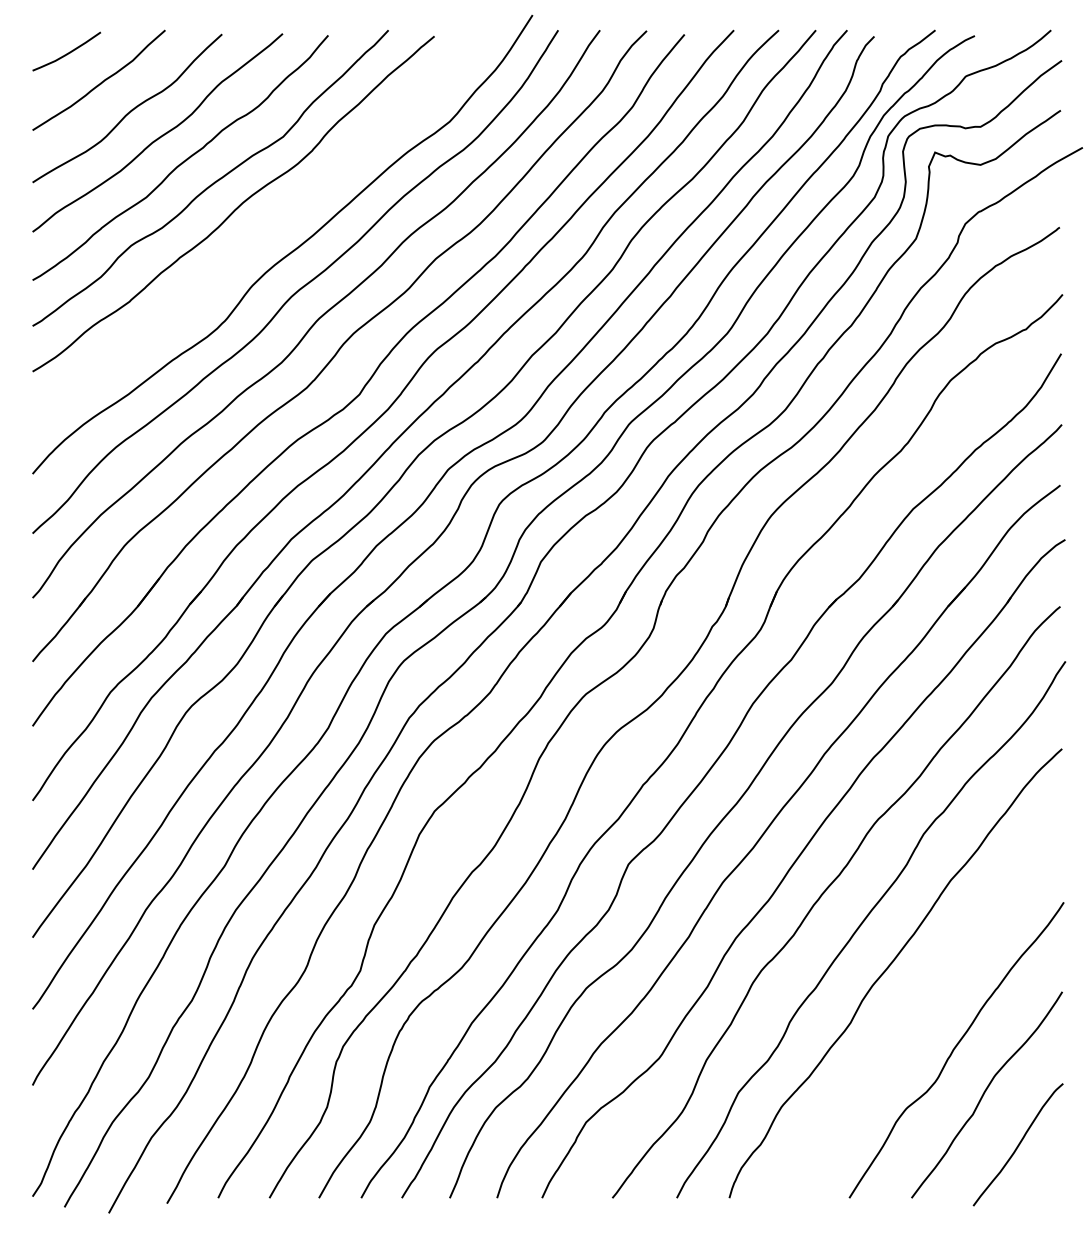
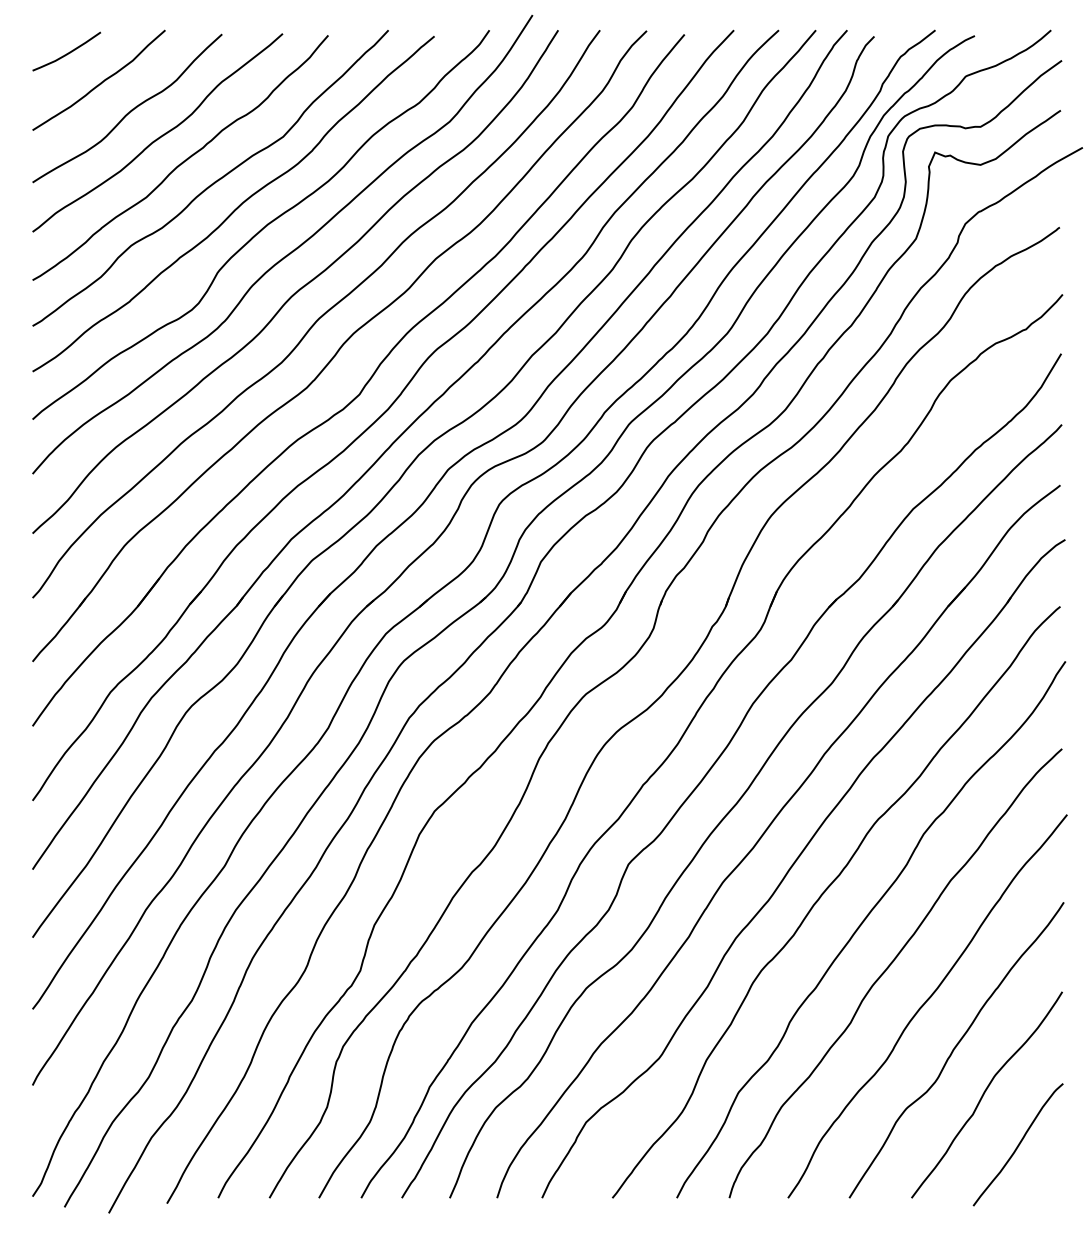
curve: none -> present (262, 227)
curve: none -> present (924, 1005)
